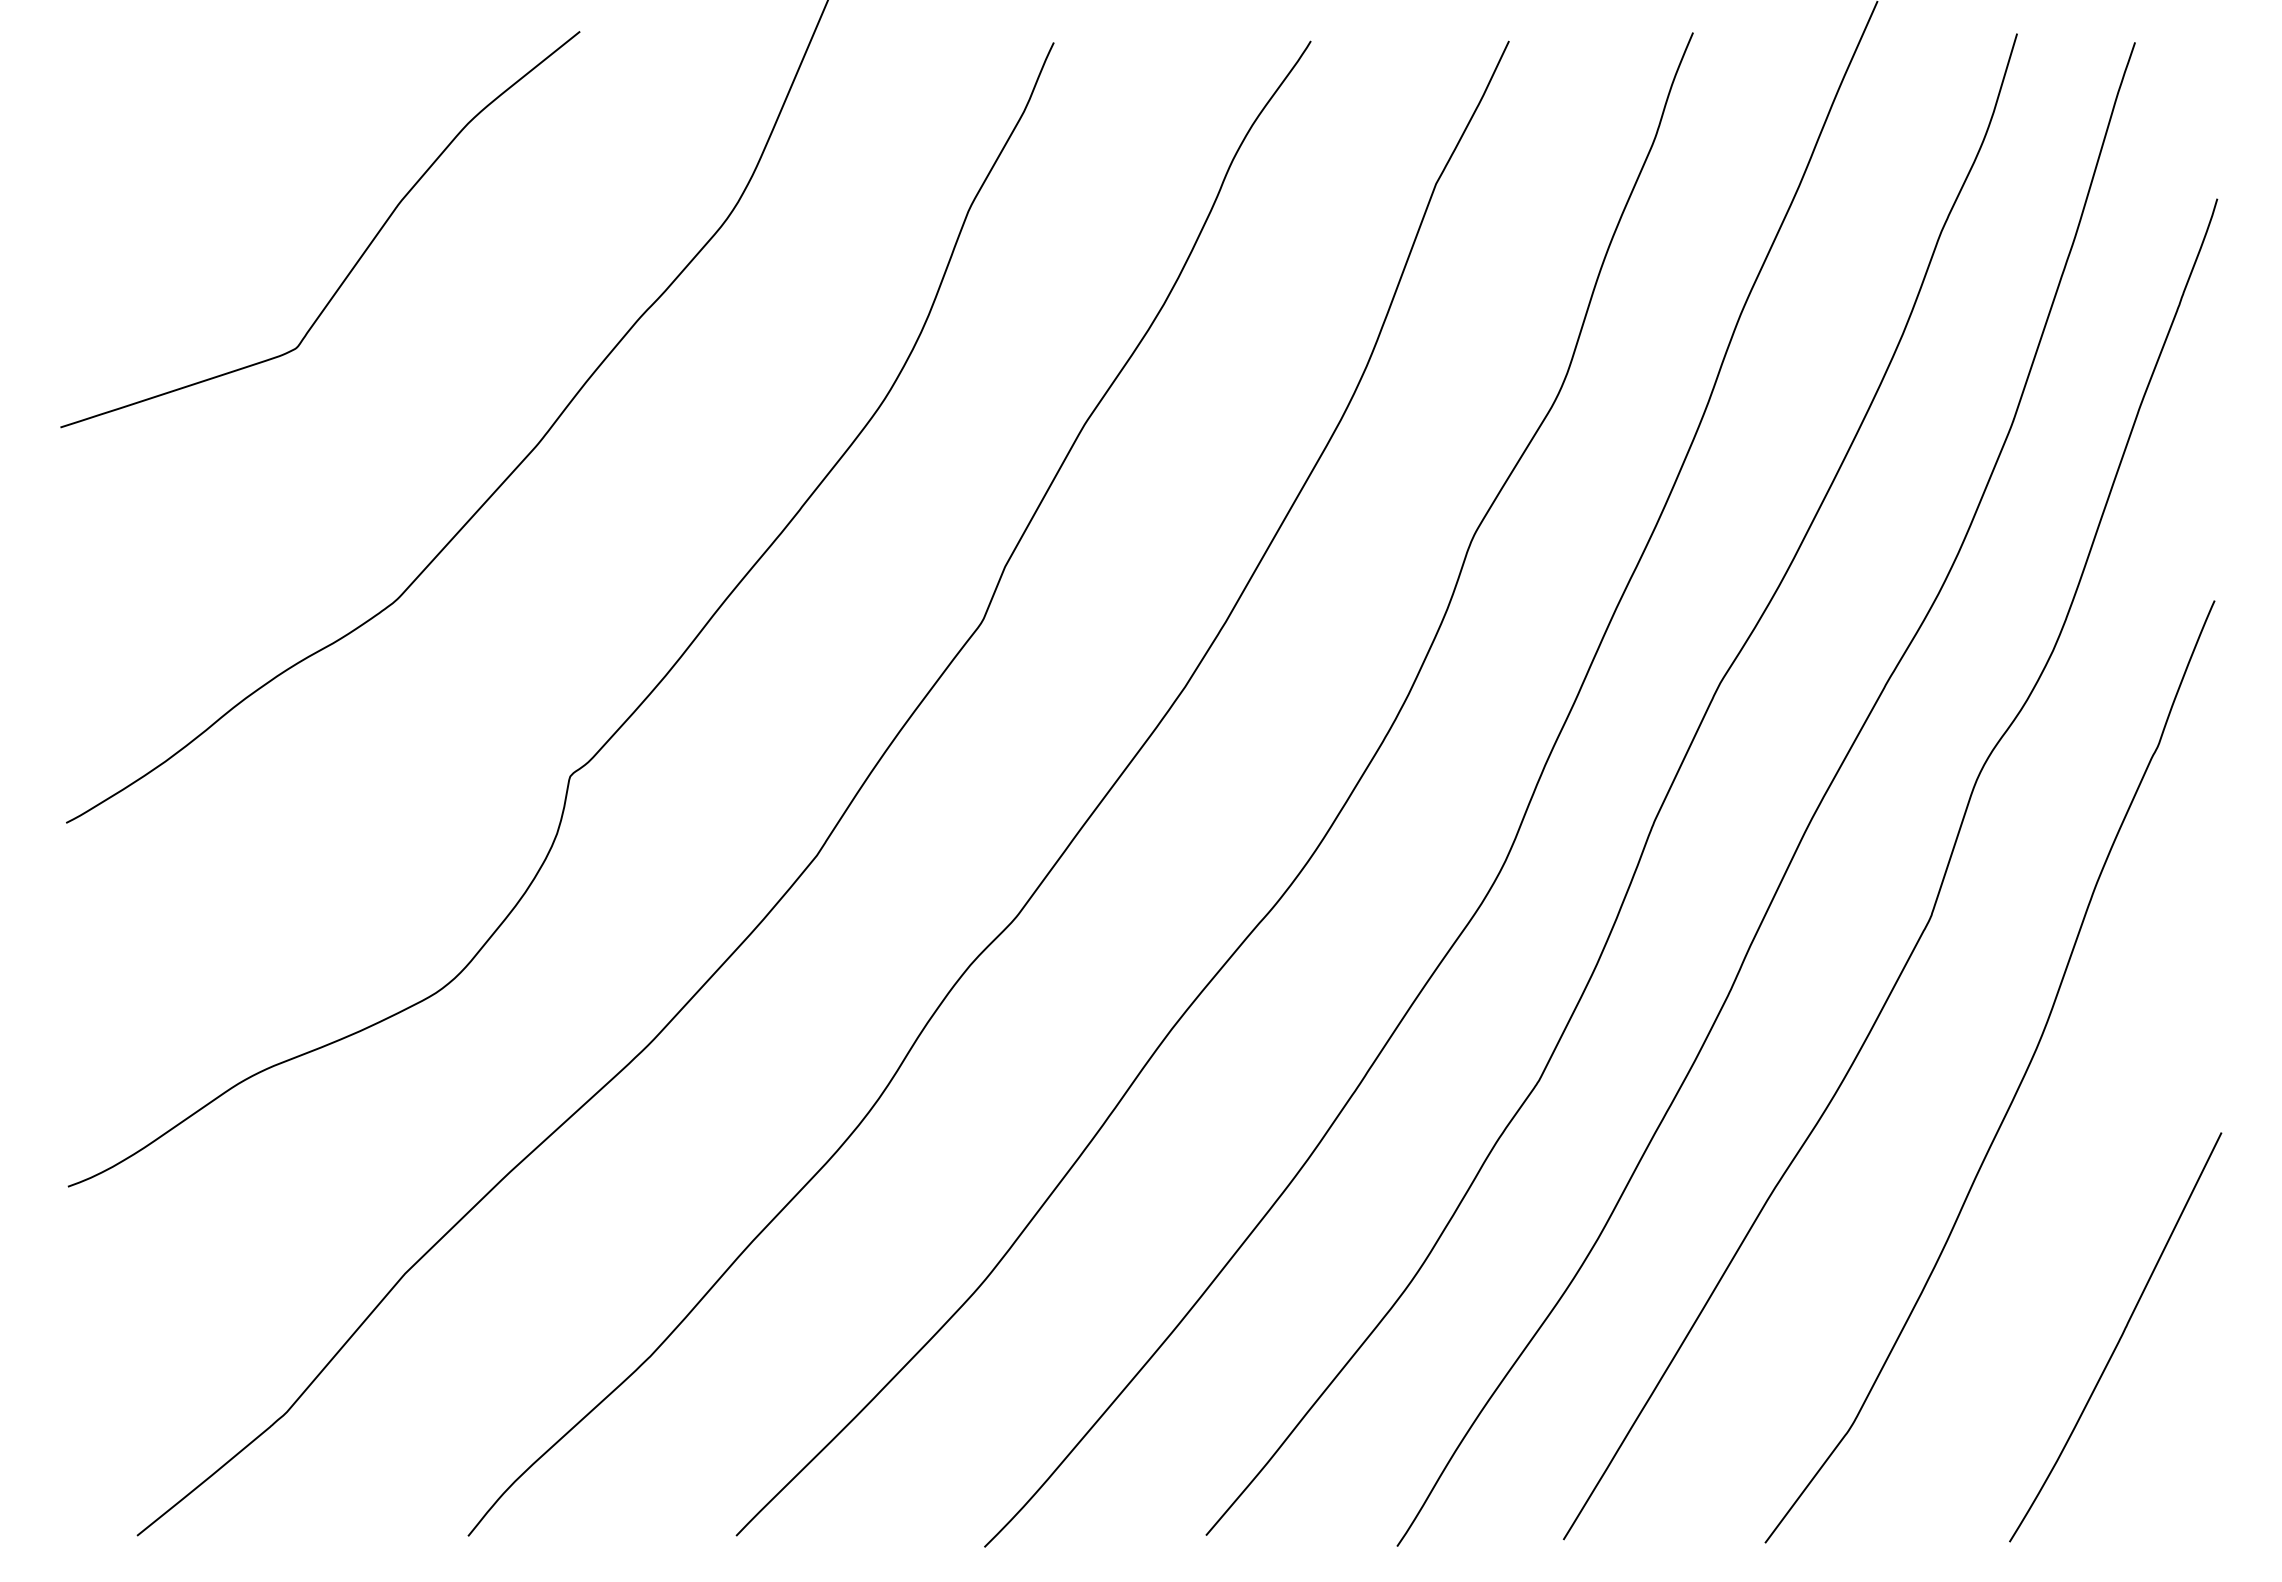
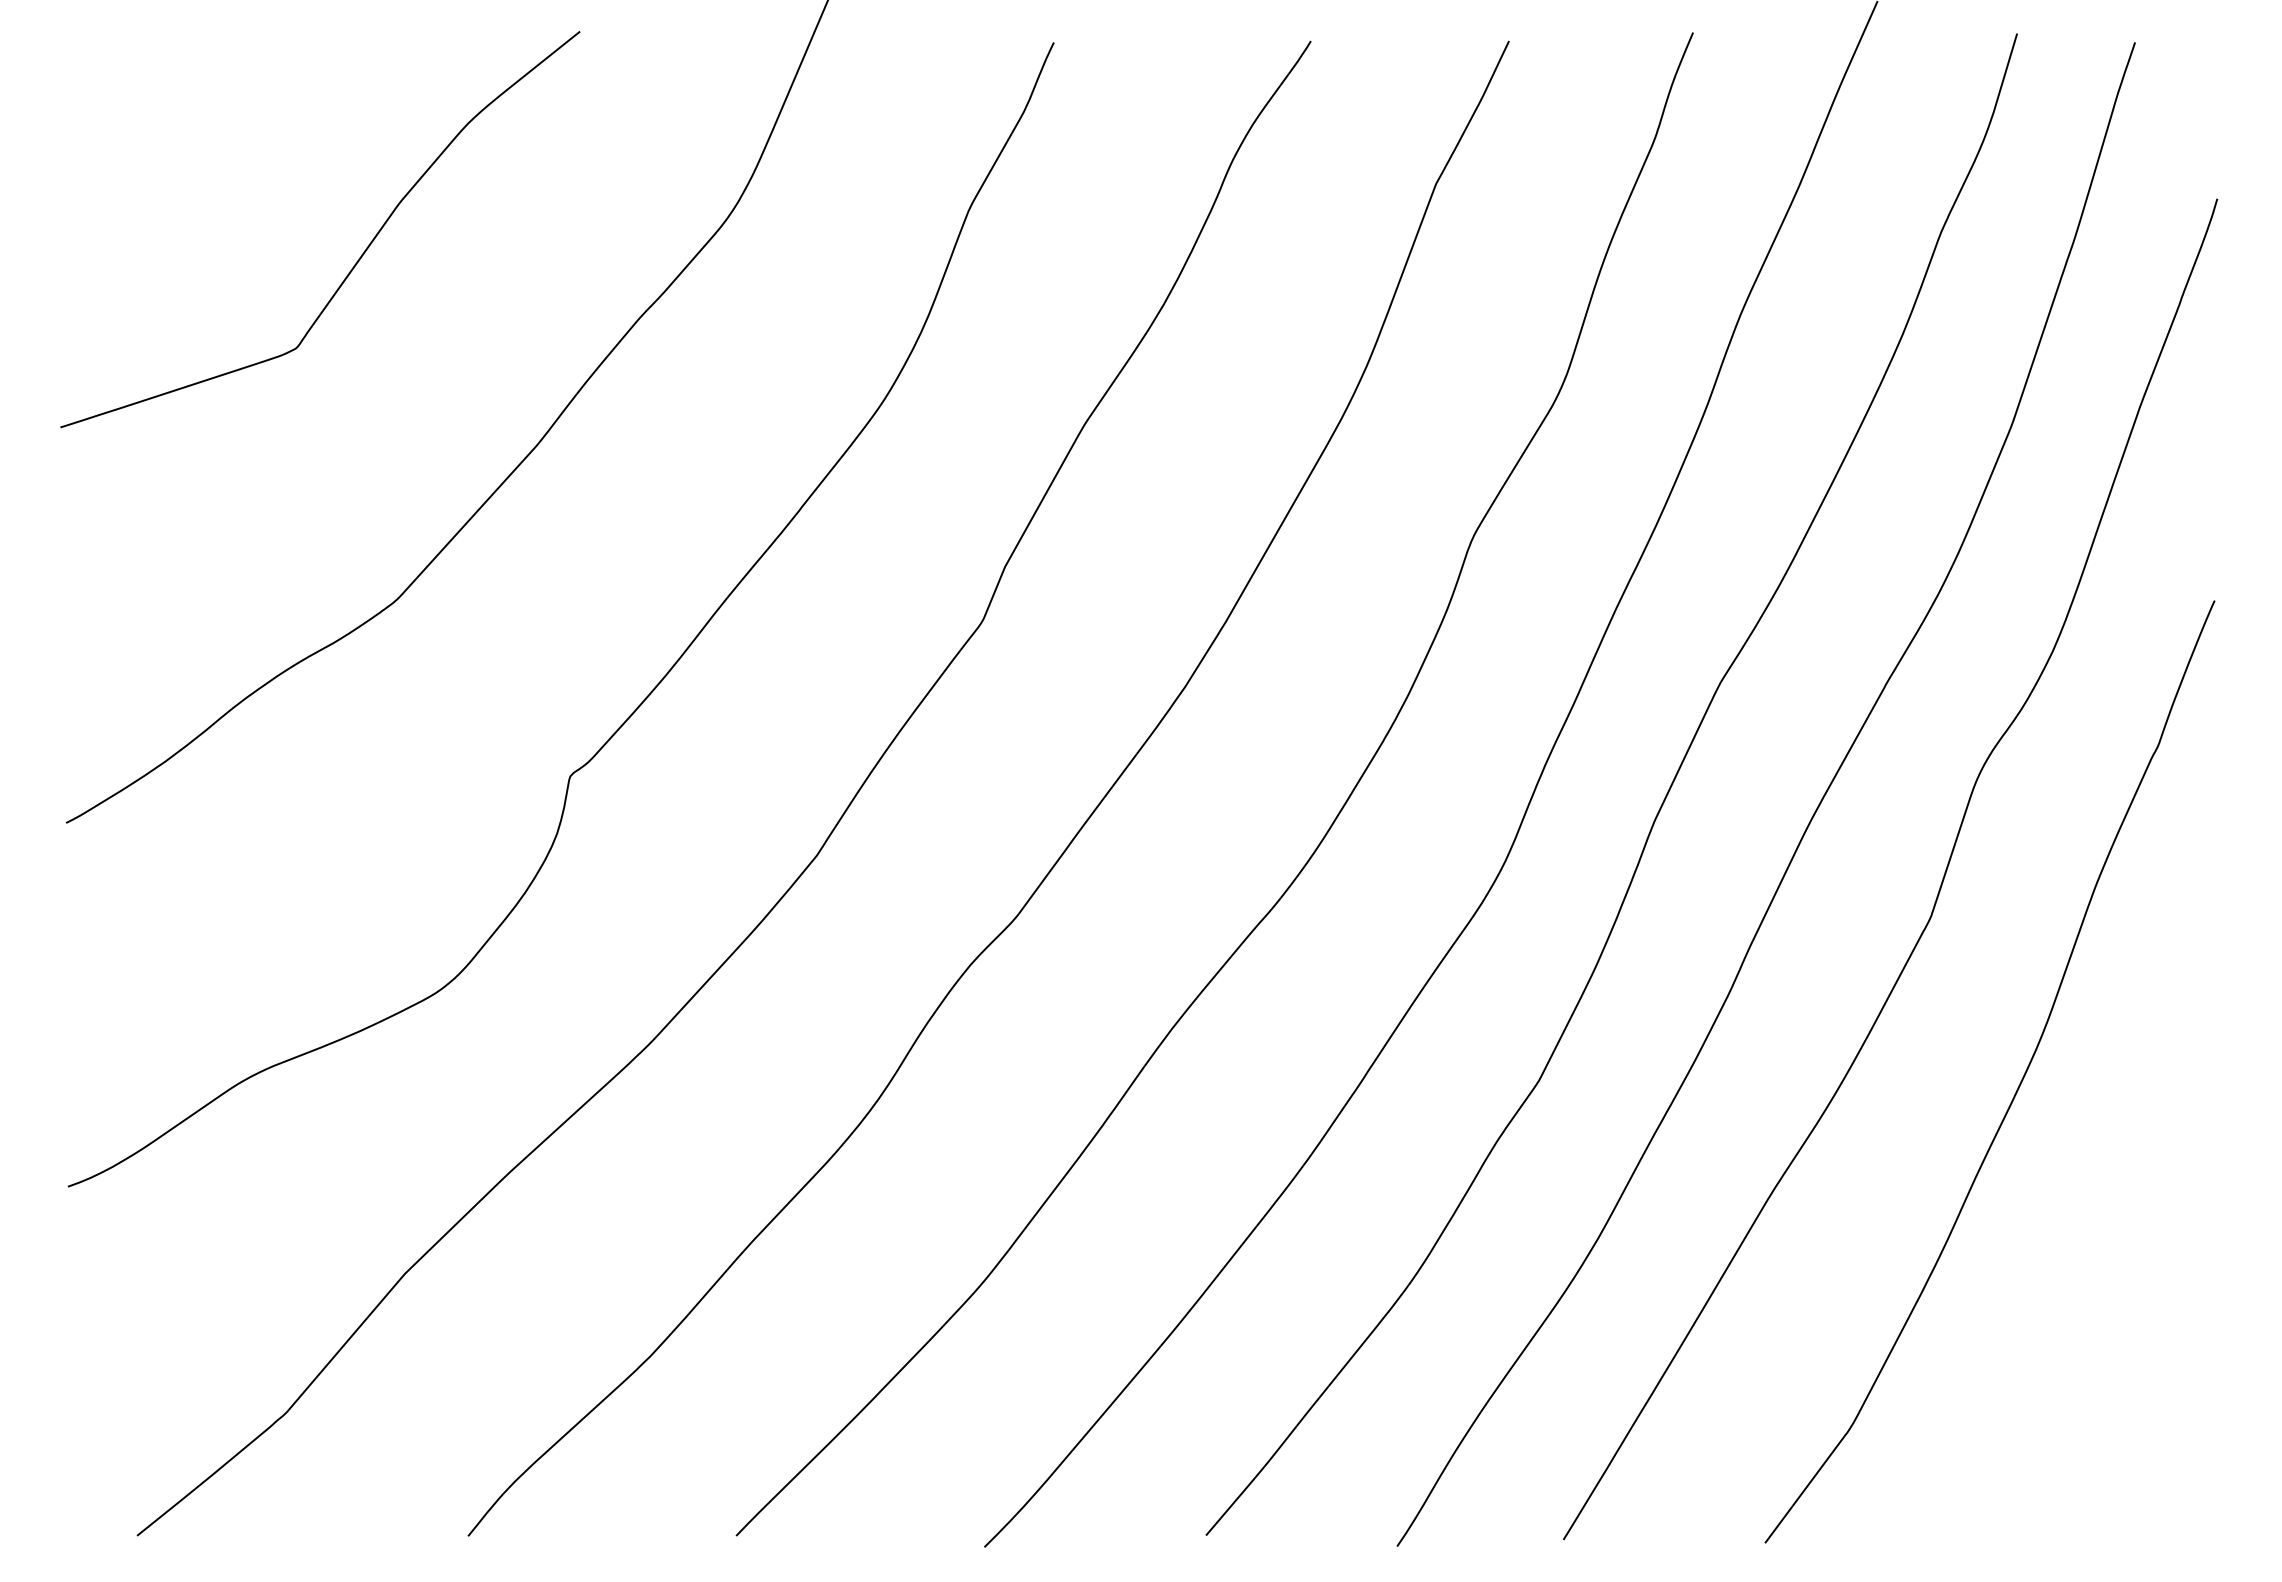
curve: present -> none (2118, 1339)
